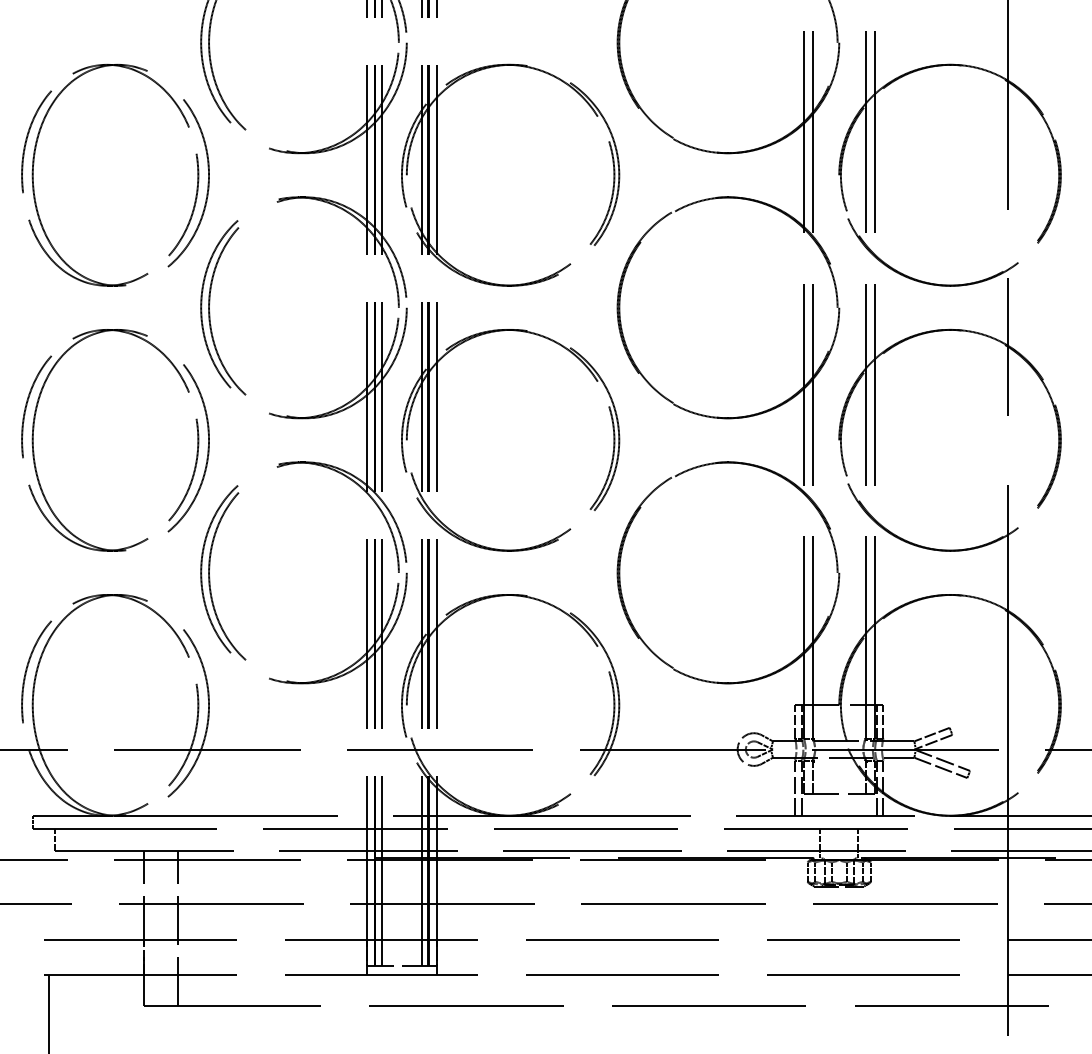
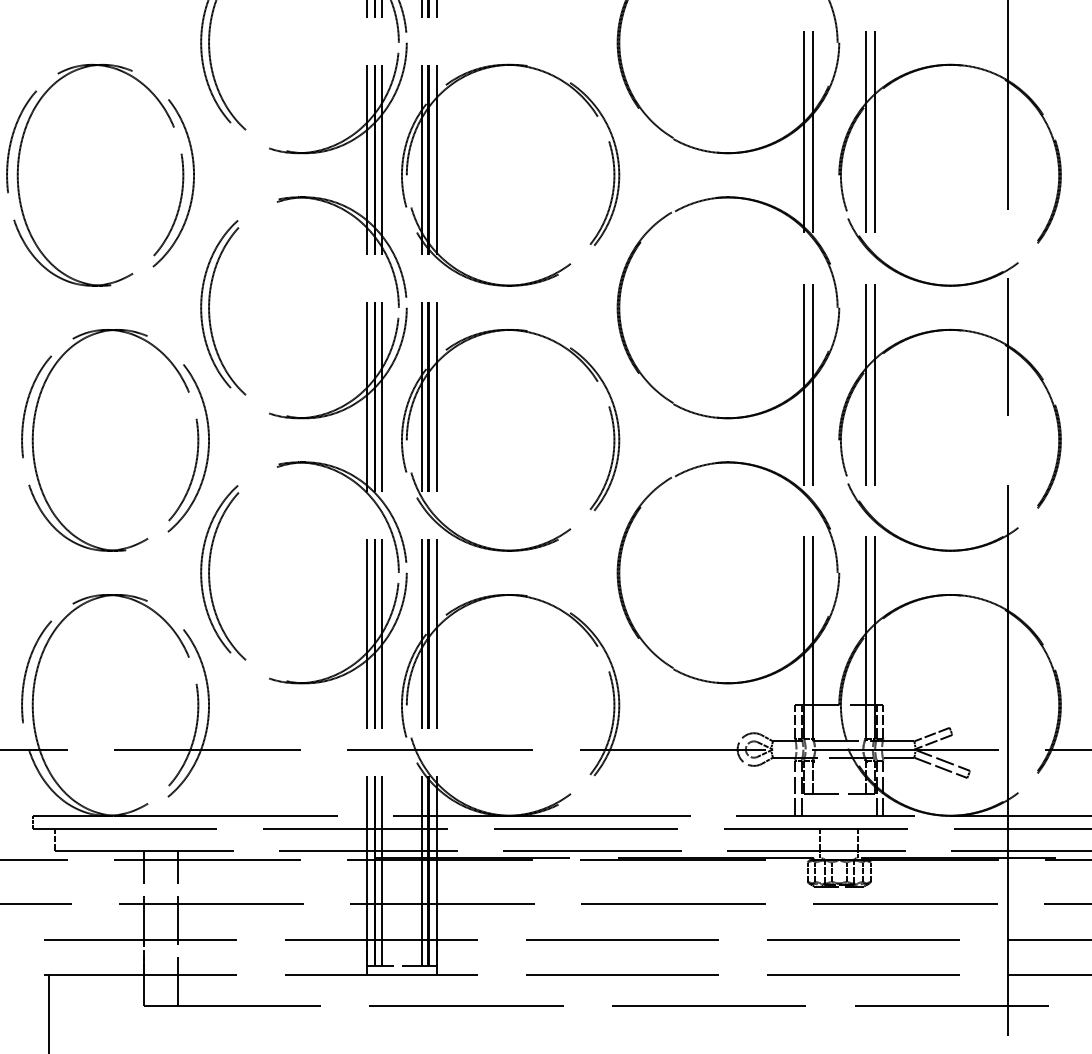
part position: (34, 164) -> (19, 164) (19, 164)
